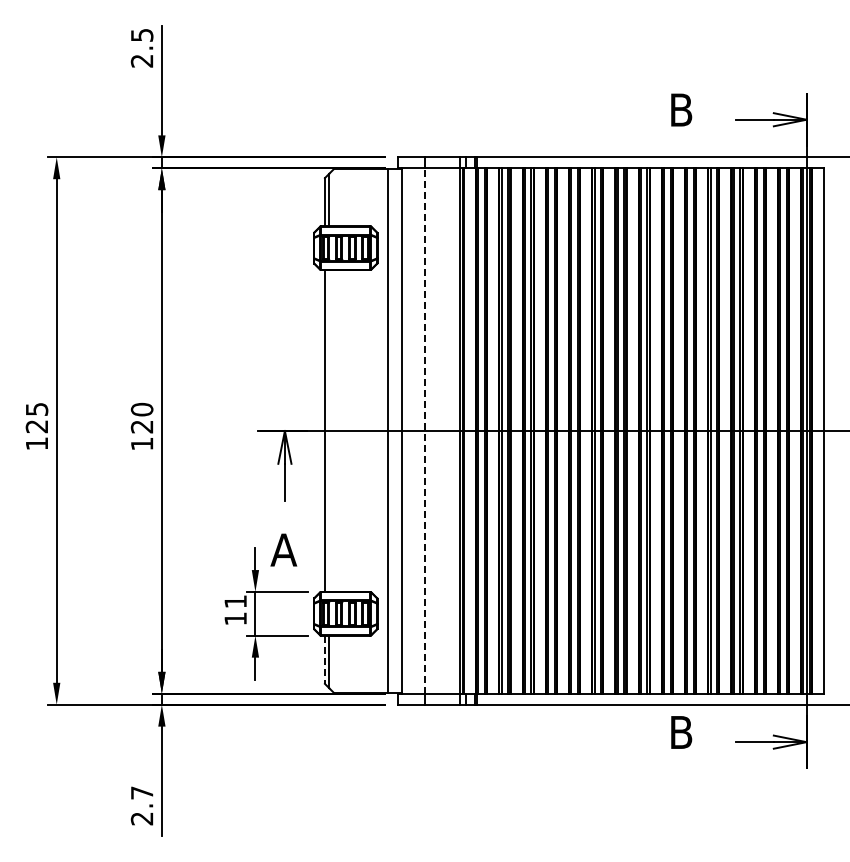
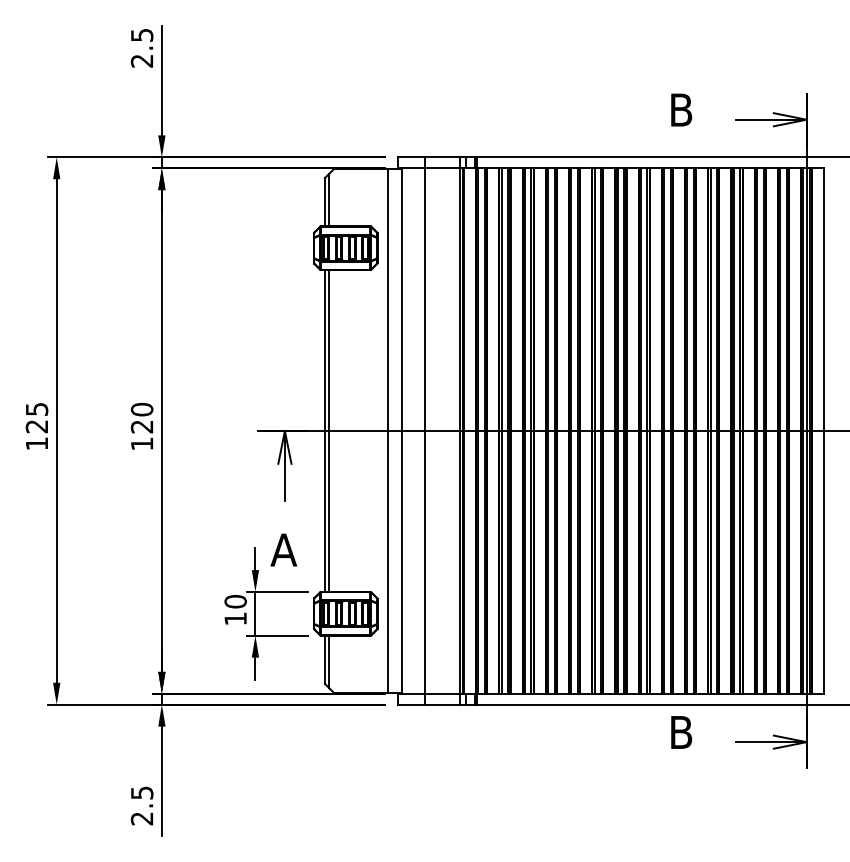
line: none -> present (329, 430)
line: dashed -> solid (425, 431)
text: 11 -> 10 (235, 601)
line: dashed -> solid (324, 660)
text: 2.7 -> 2.5 (142, 792)
